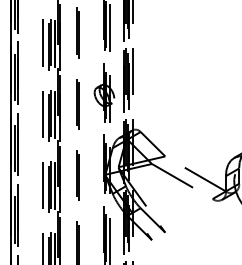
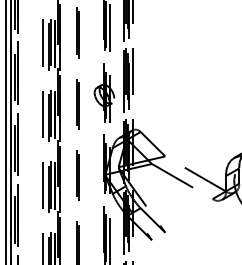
line: none -> present (5, 131)
